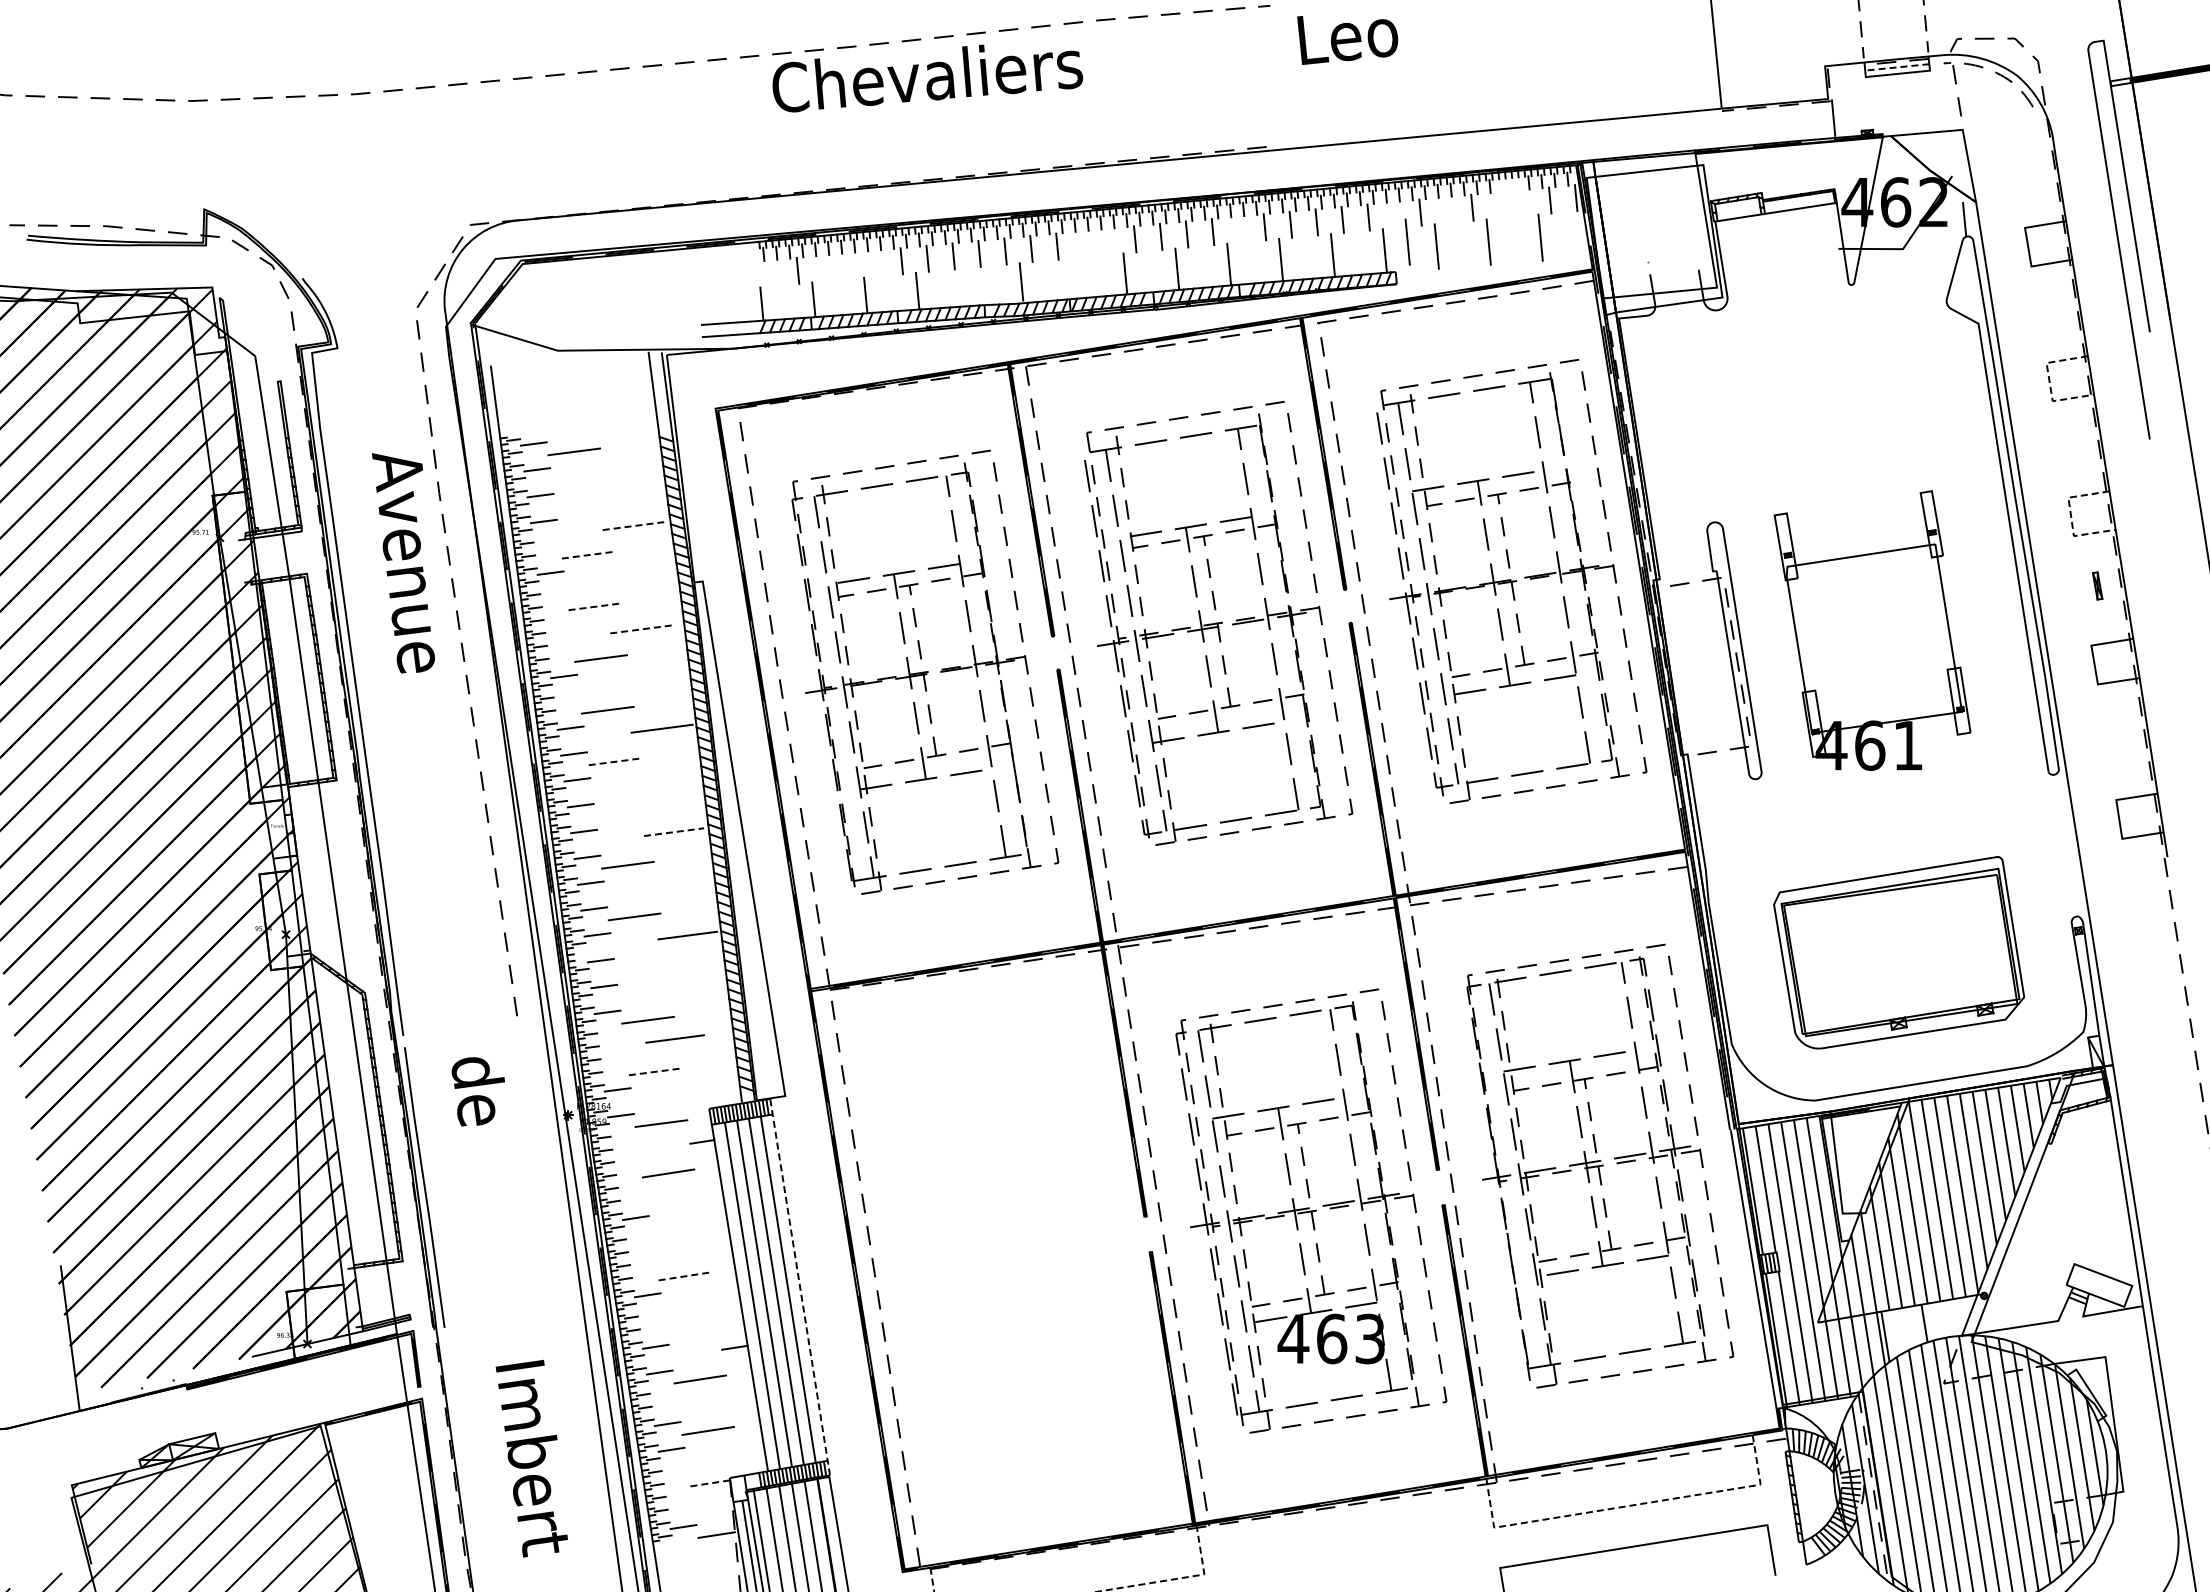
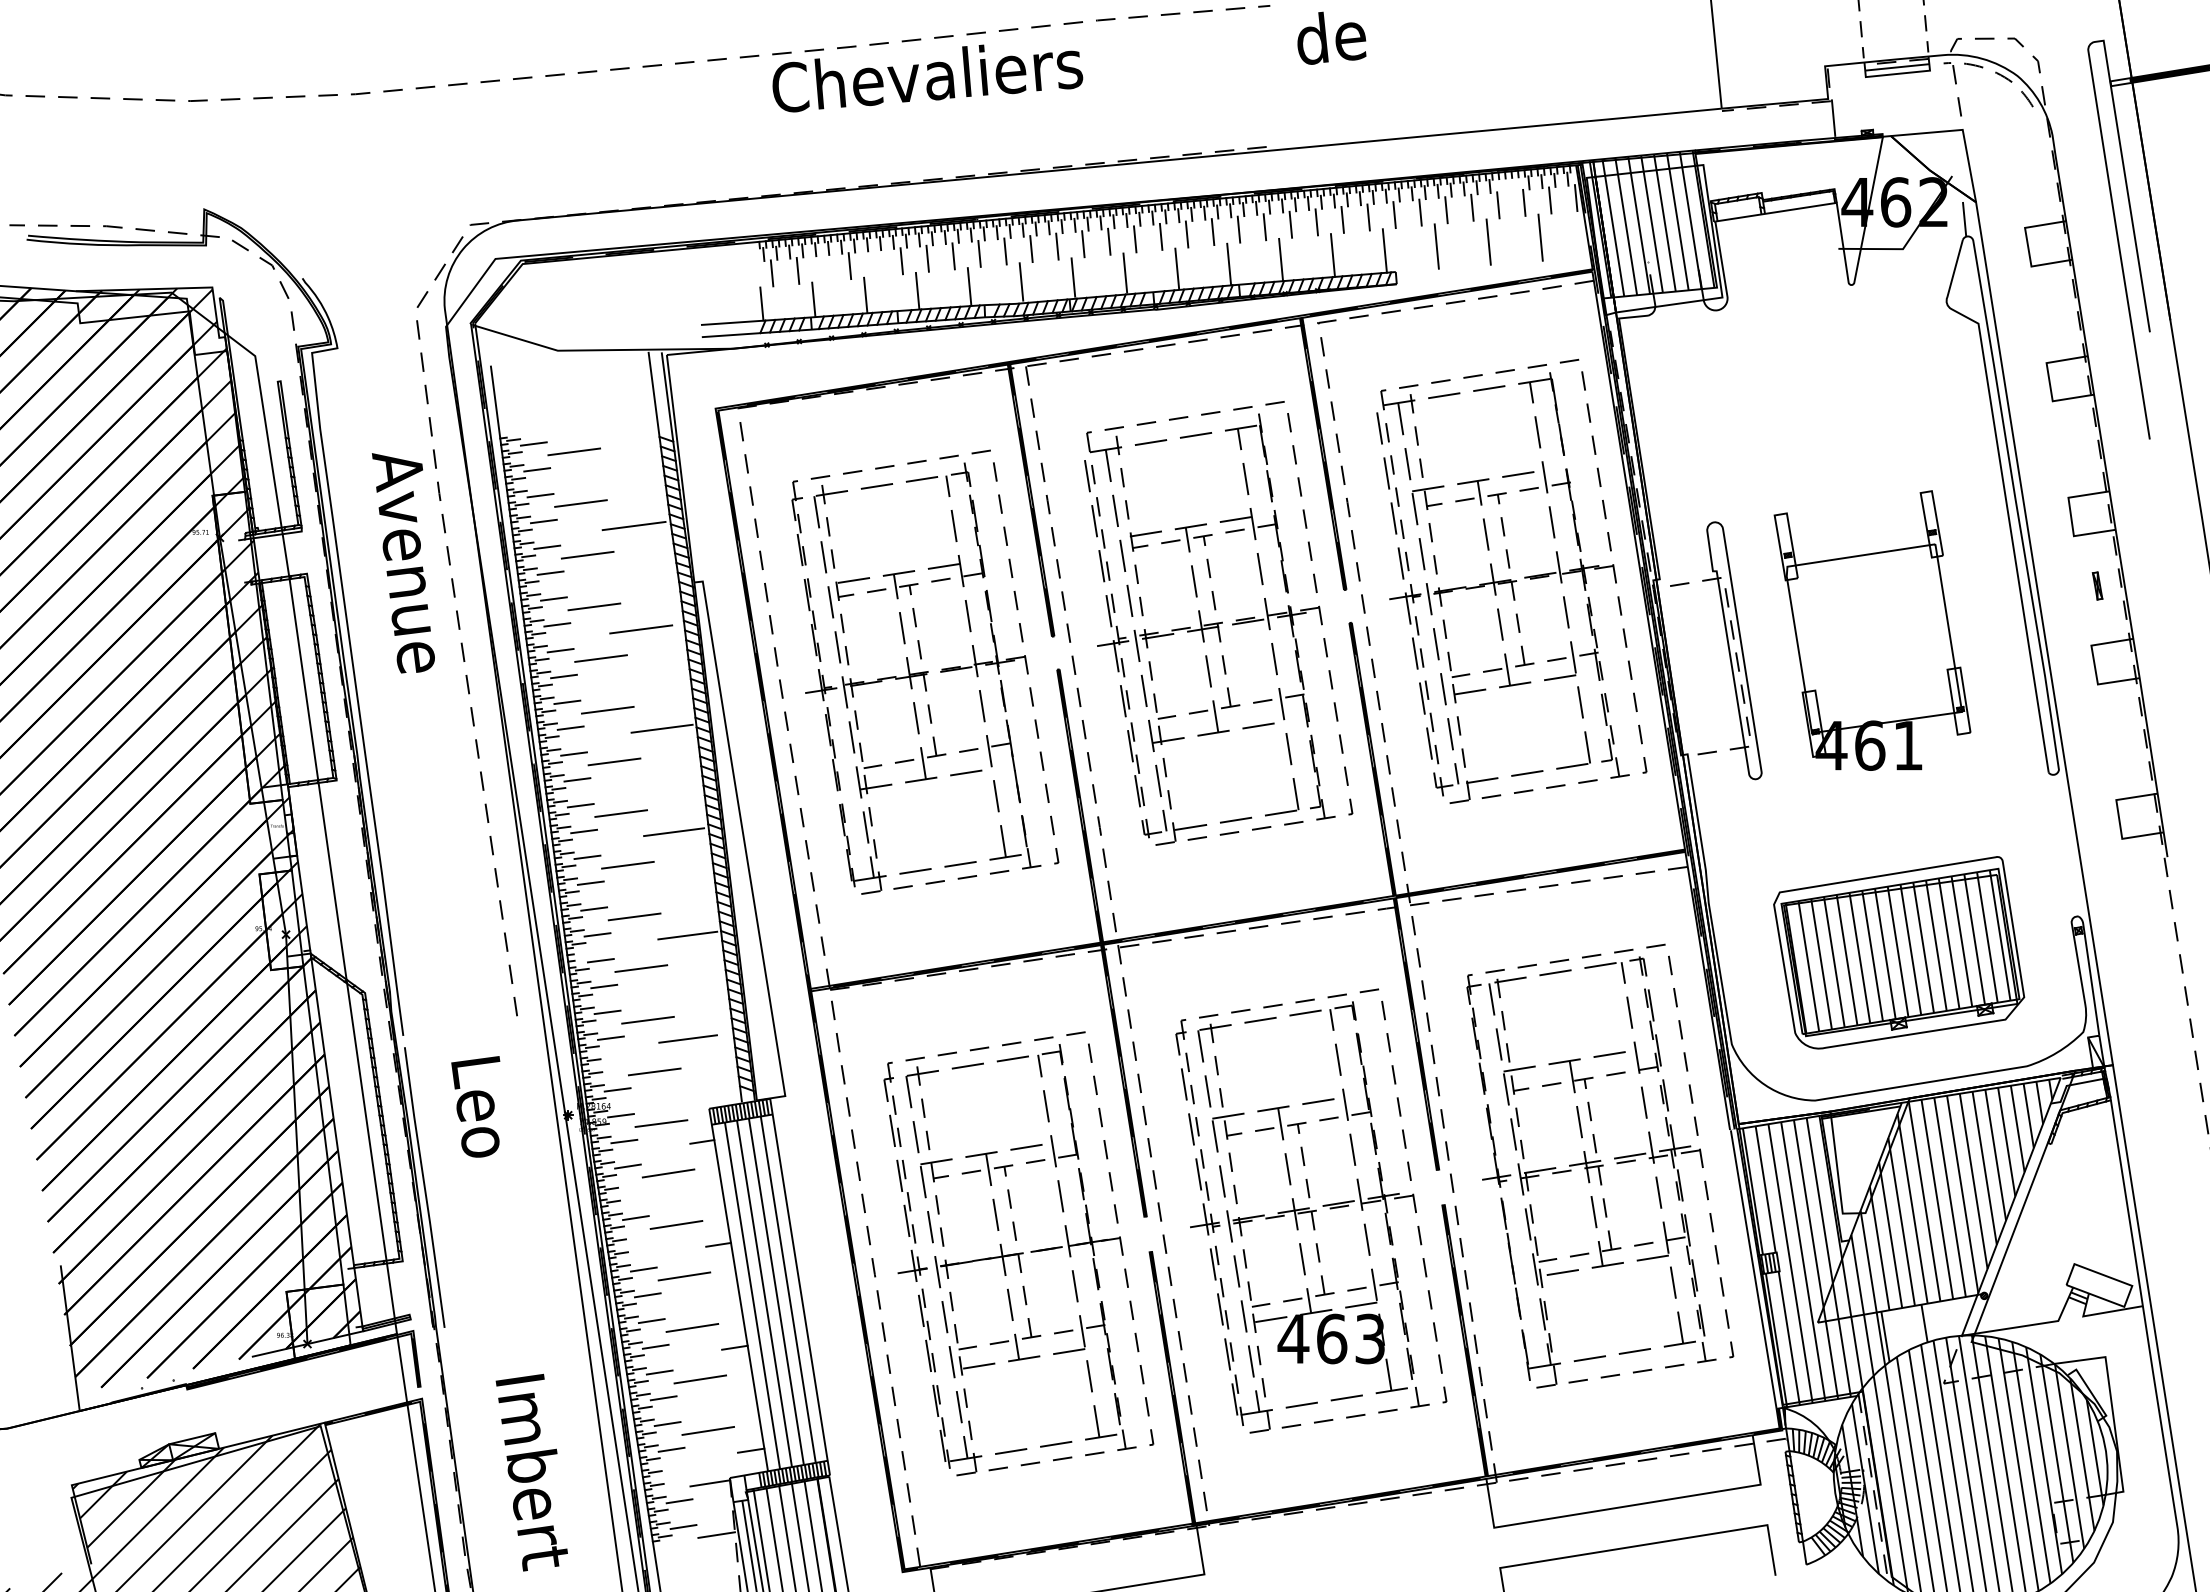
text: Leo -> de (1347, 37)
line: dashed -> solid (1896, 67)
line: none -> present (1524, 202)
line: none -> present (1498, 205)
line: none -> present (1446, 210)
line: none -> present (1394, 215)
hatch: none -> present (1651, 223)
line: none -> present (1238, 229)
line: none -> present (1109, 241)
line: present -> none (1407, 241)
line: none -> present (1083, 244)
line: none -> present (849, 266)
line: none -> present (771, 273)
line: none -> present (1073, 277)
line: none -> present (969, 286)
line: dashed -> solid (2049, 382)
line: none -> present (580, 503)
line: dashed -> solid (2071, 517)
line: dashed -> solid (634, 526)
line: none -> present (547, 547)
line: dashed -> solid (588, 555)
line: none -> present (553, 598)
line: dashed -> solid (594, 606)
line: none -> present (557, 624)
line: dashed -> solid (641, 629)
line: none -> present (560, 650)
line: none -> present (567, 702)
line: dashed -> solid (614, 761)
line: none -> present (620, 813)
line: dashed -> solid (674, 832)
hatch: none -> present (1897, 951)
line: none -> present (641, 968)
line: none -> present (610, 1037)
line position: (674, 1038) -> (687, 1038) (687, 1038)
line: dashed -> solid (655, 1071)
text: de -> Leo (478, 1106)
line: none -> present (624, 1141)
line: none -> present (627, 1166)
line: none -> present (676, 1224)
line: none -> present (718, 1244)
part: none -> present (1018, 1253)
line: none -> present (643, 1269)
line: dashed -> solid (684, 1276)
line: dashed -> solid (800, 1287)
line: none -> present (651, 1321)
line: none -> present (692, 1327)
line: none -> present (663, 1398)
line: none -> present (750, 1450)
text position: (531, 1458) -> (531, 1472) (531, 1472)
line: dashed -> solid (710, 1483)
line: none -> present (679, 1501)
line: dashed -> solid (1627, 1506)
line: dashed -> solid (1163, 1581)
